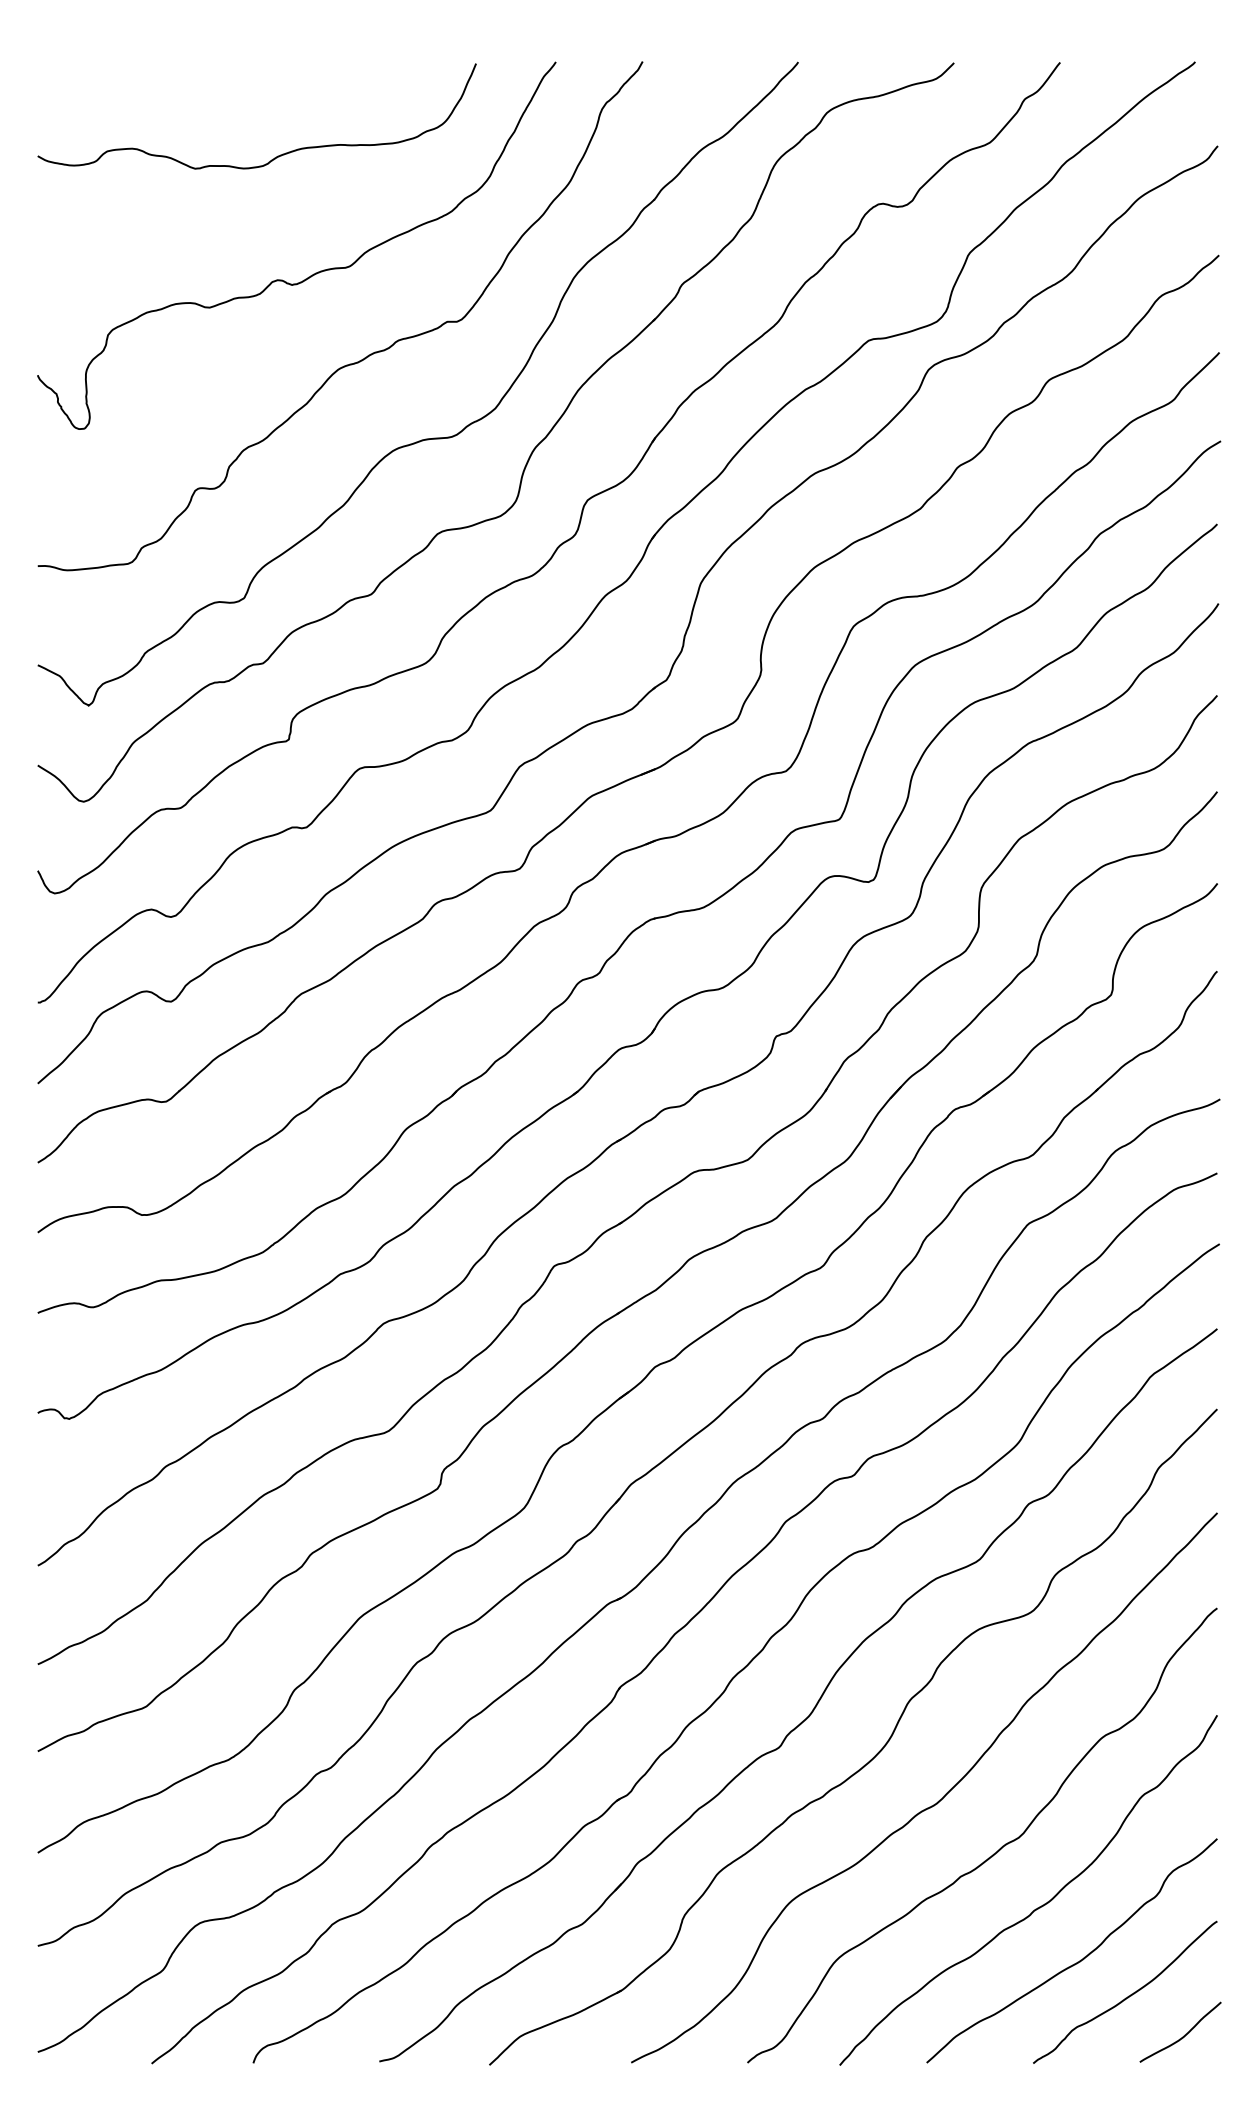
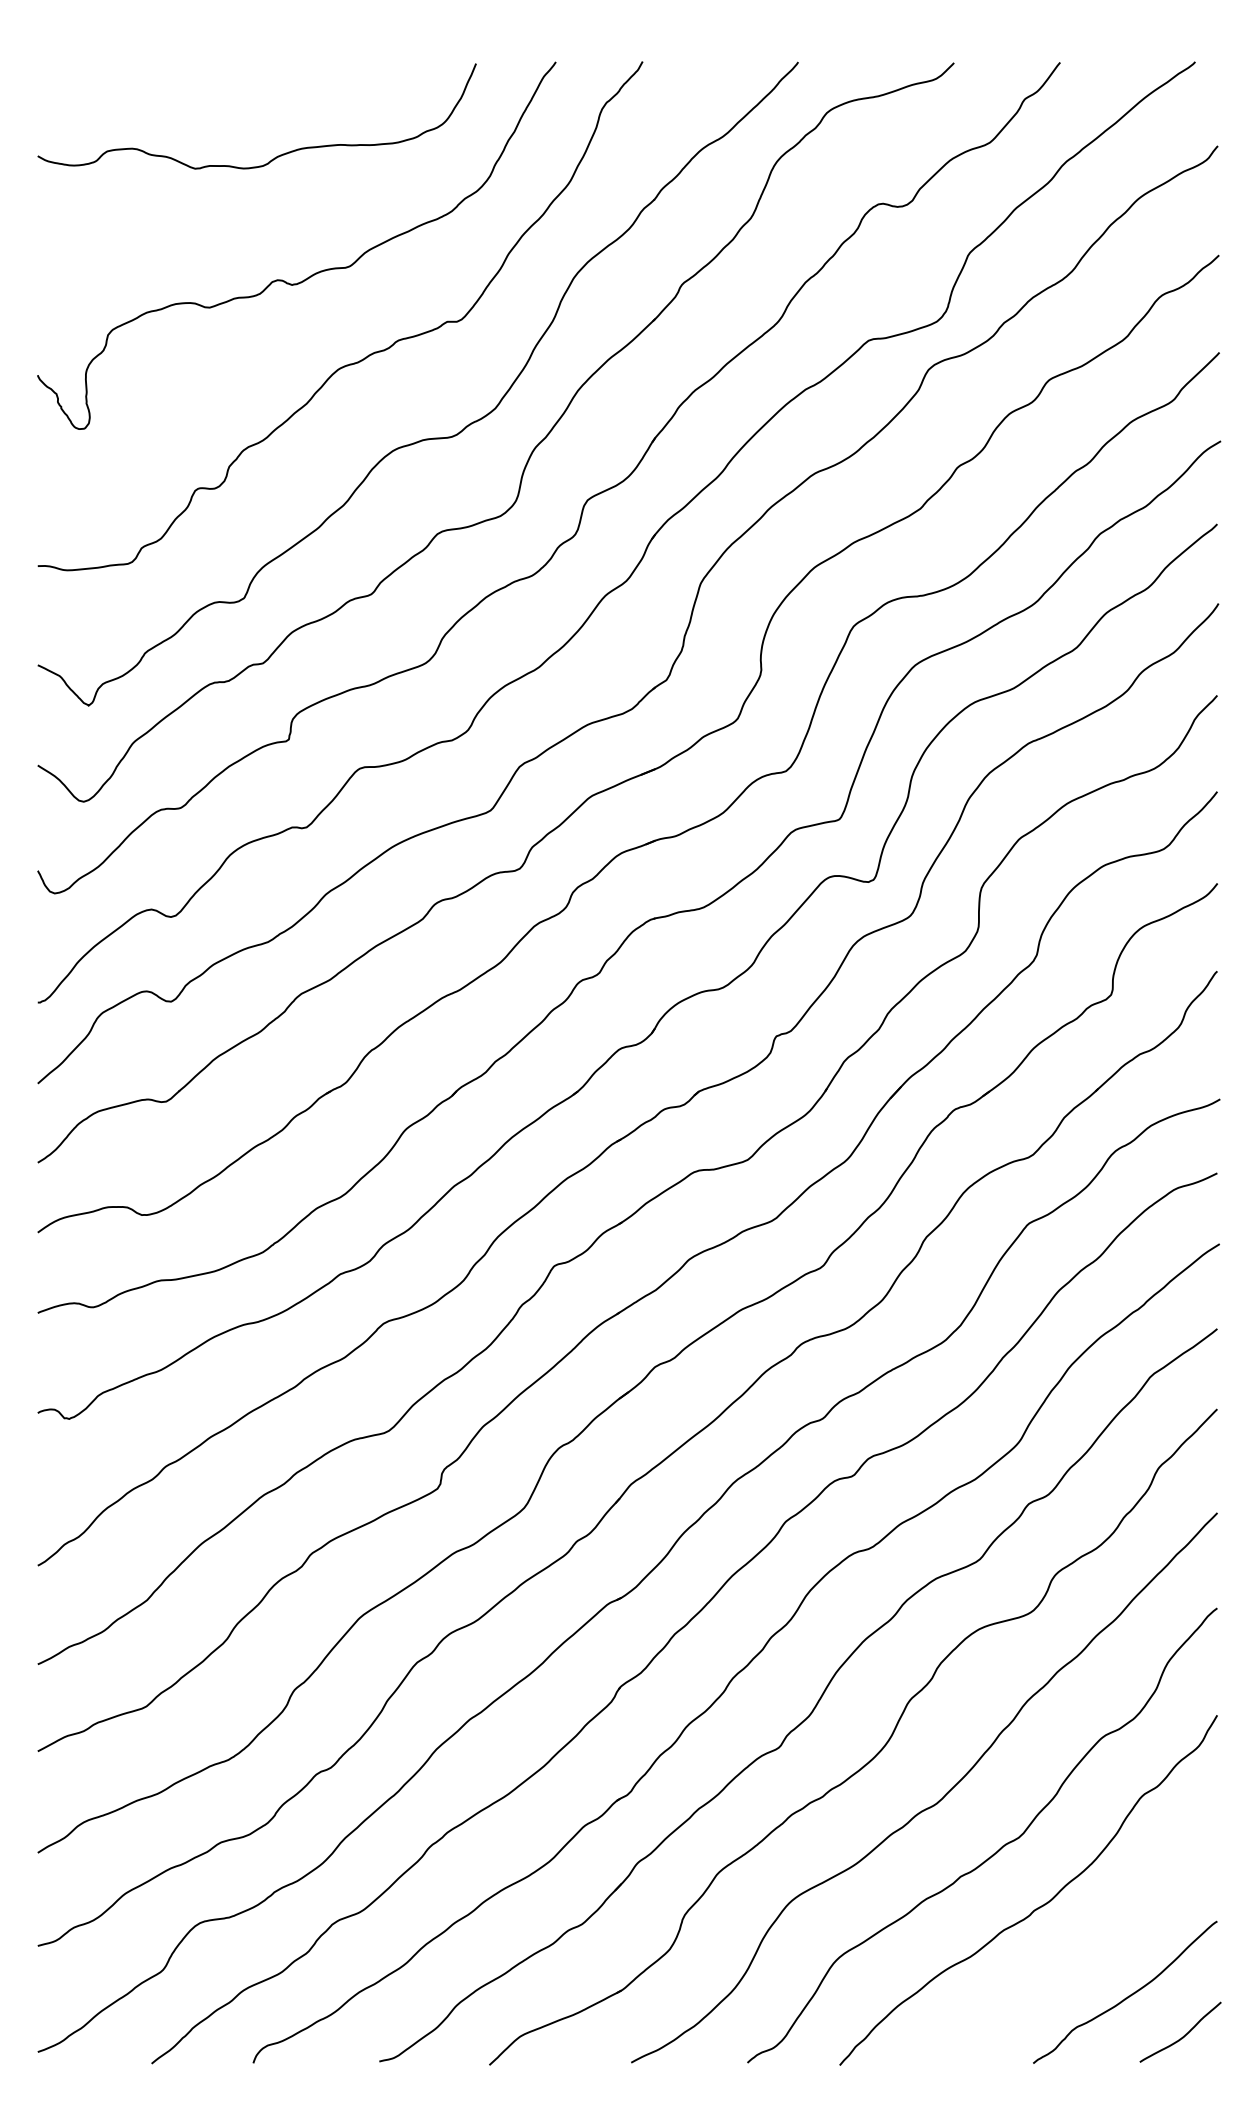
curve: present -> none (1077, 1961)
